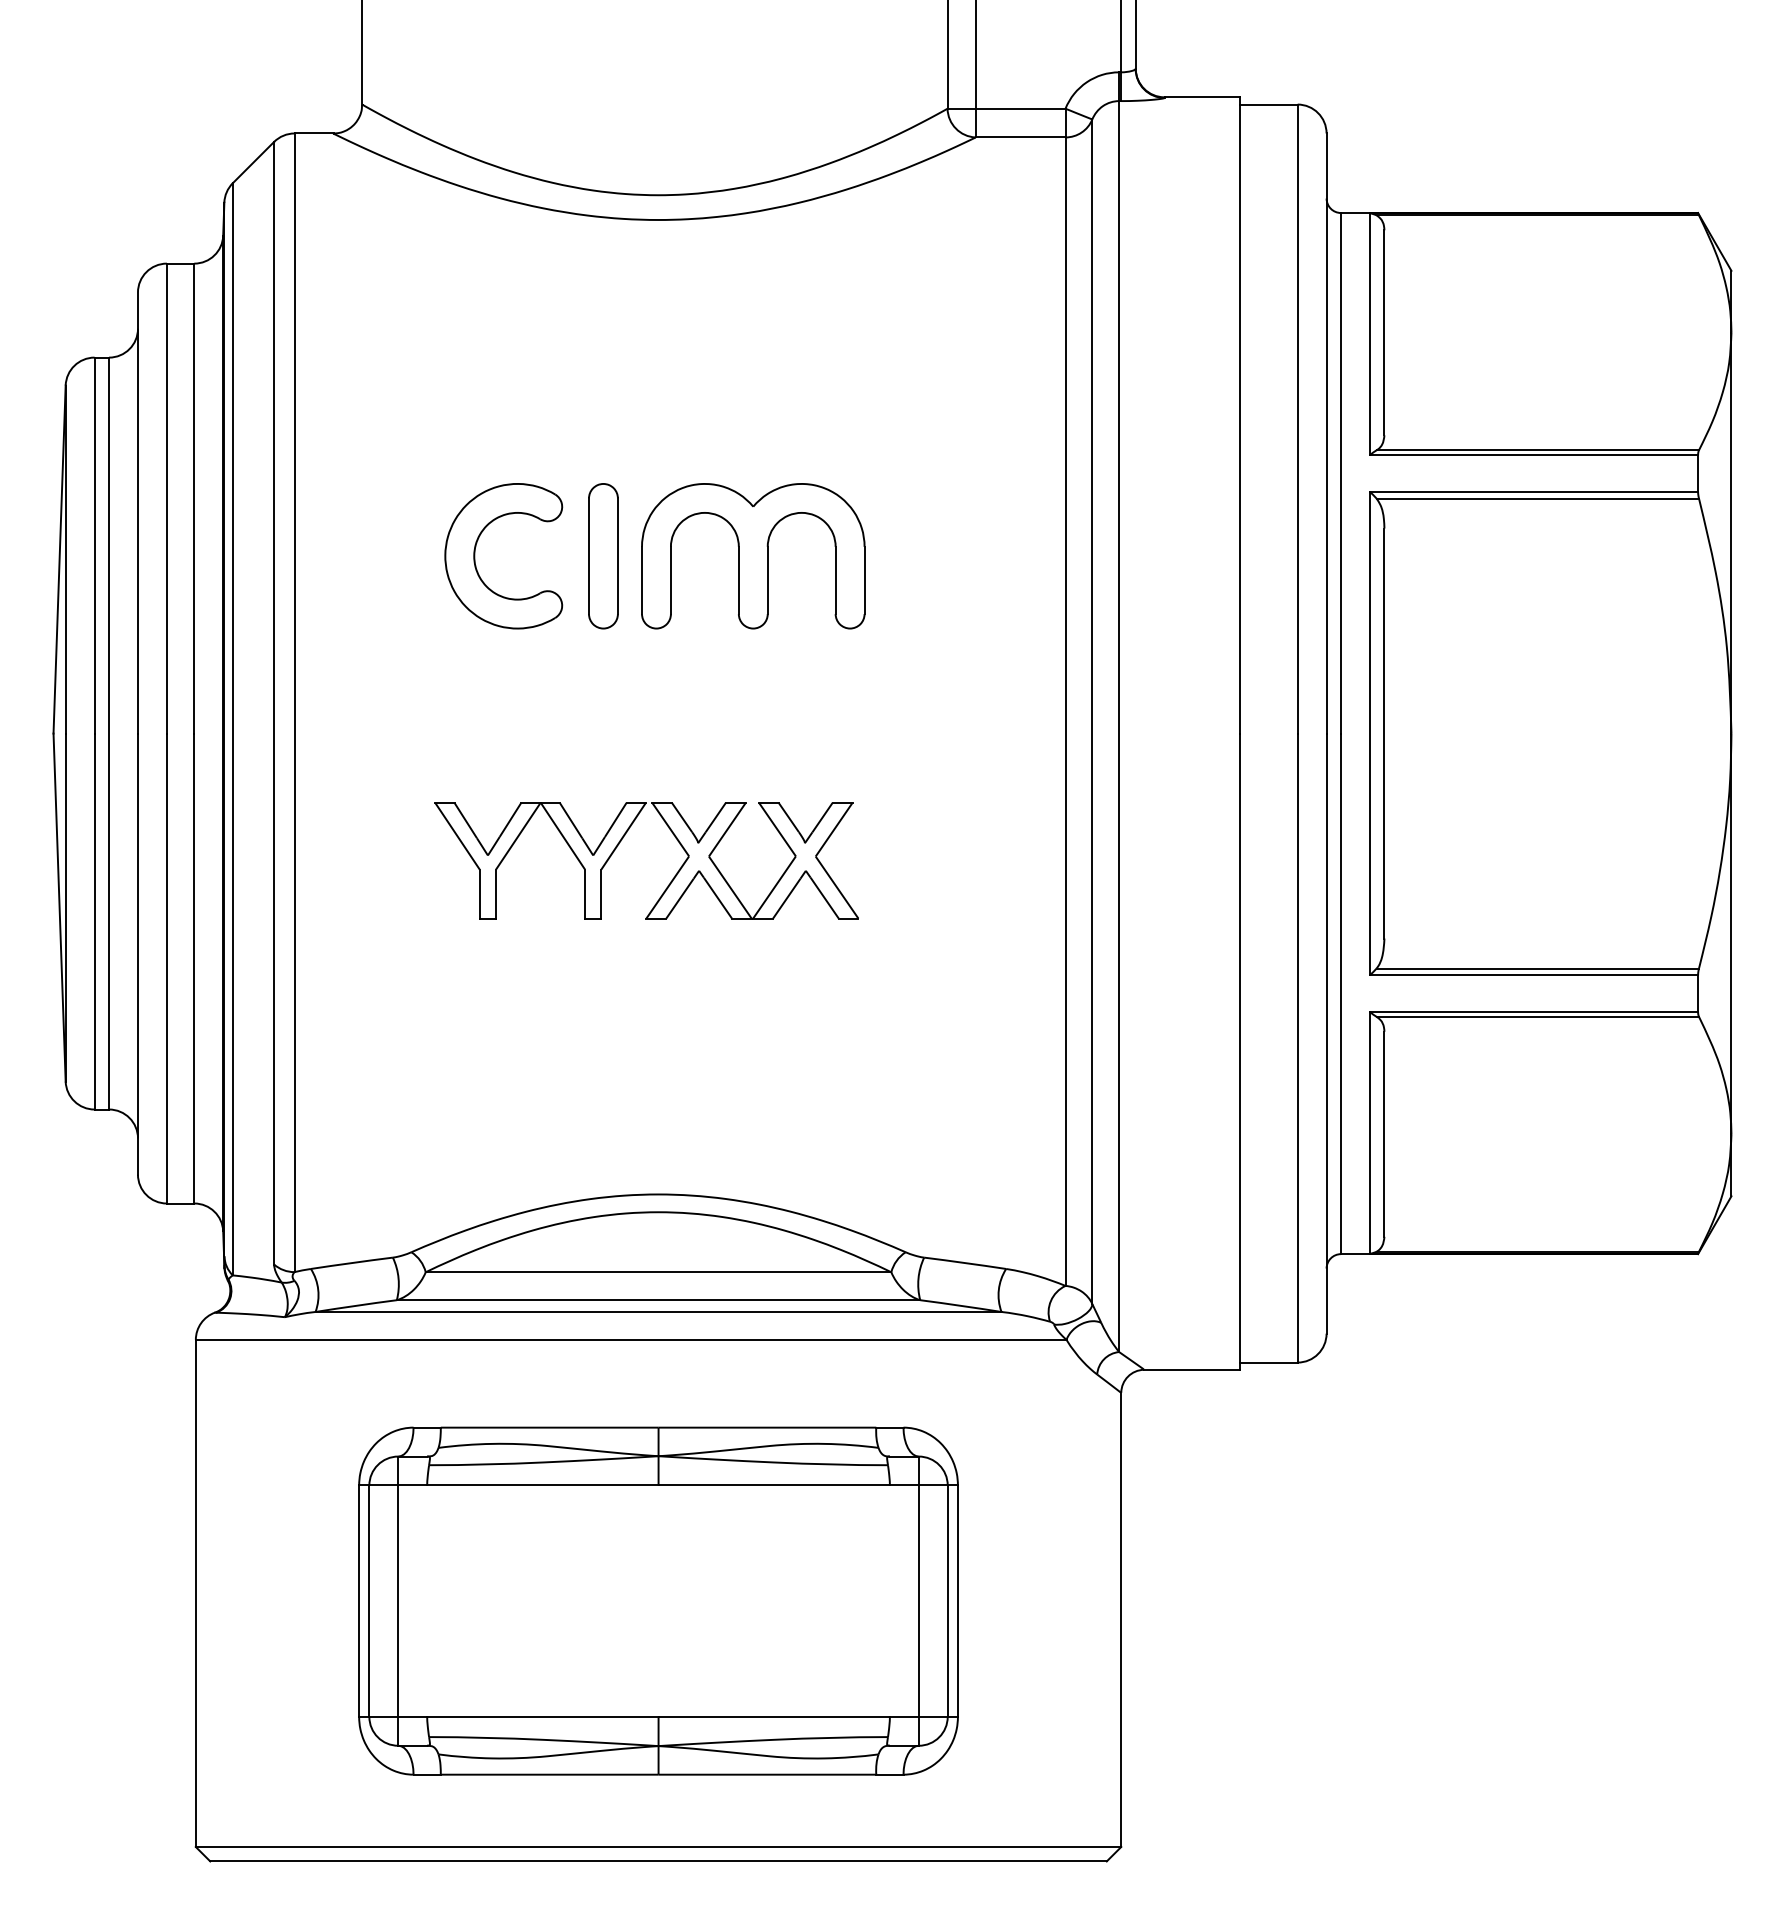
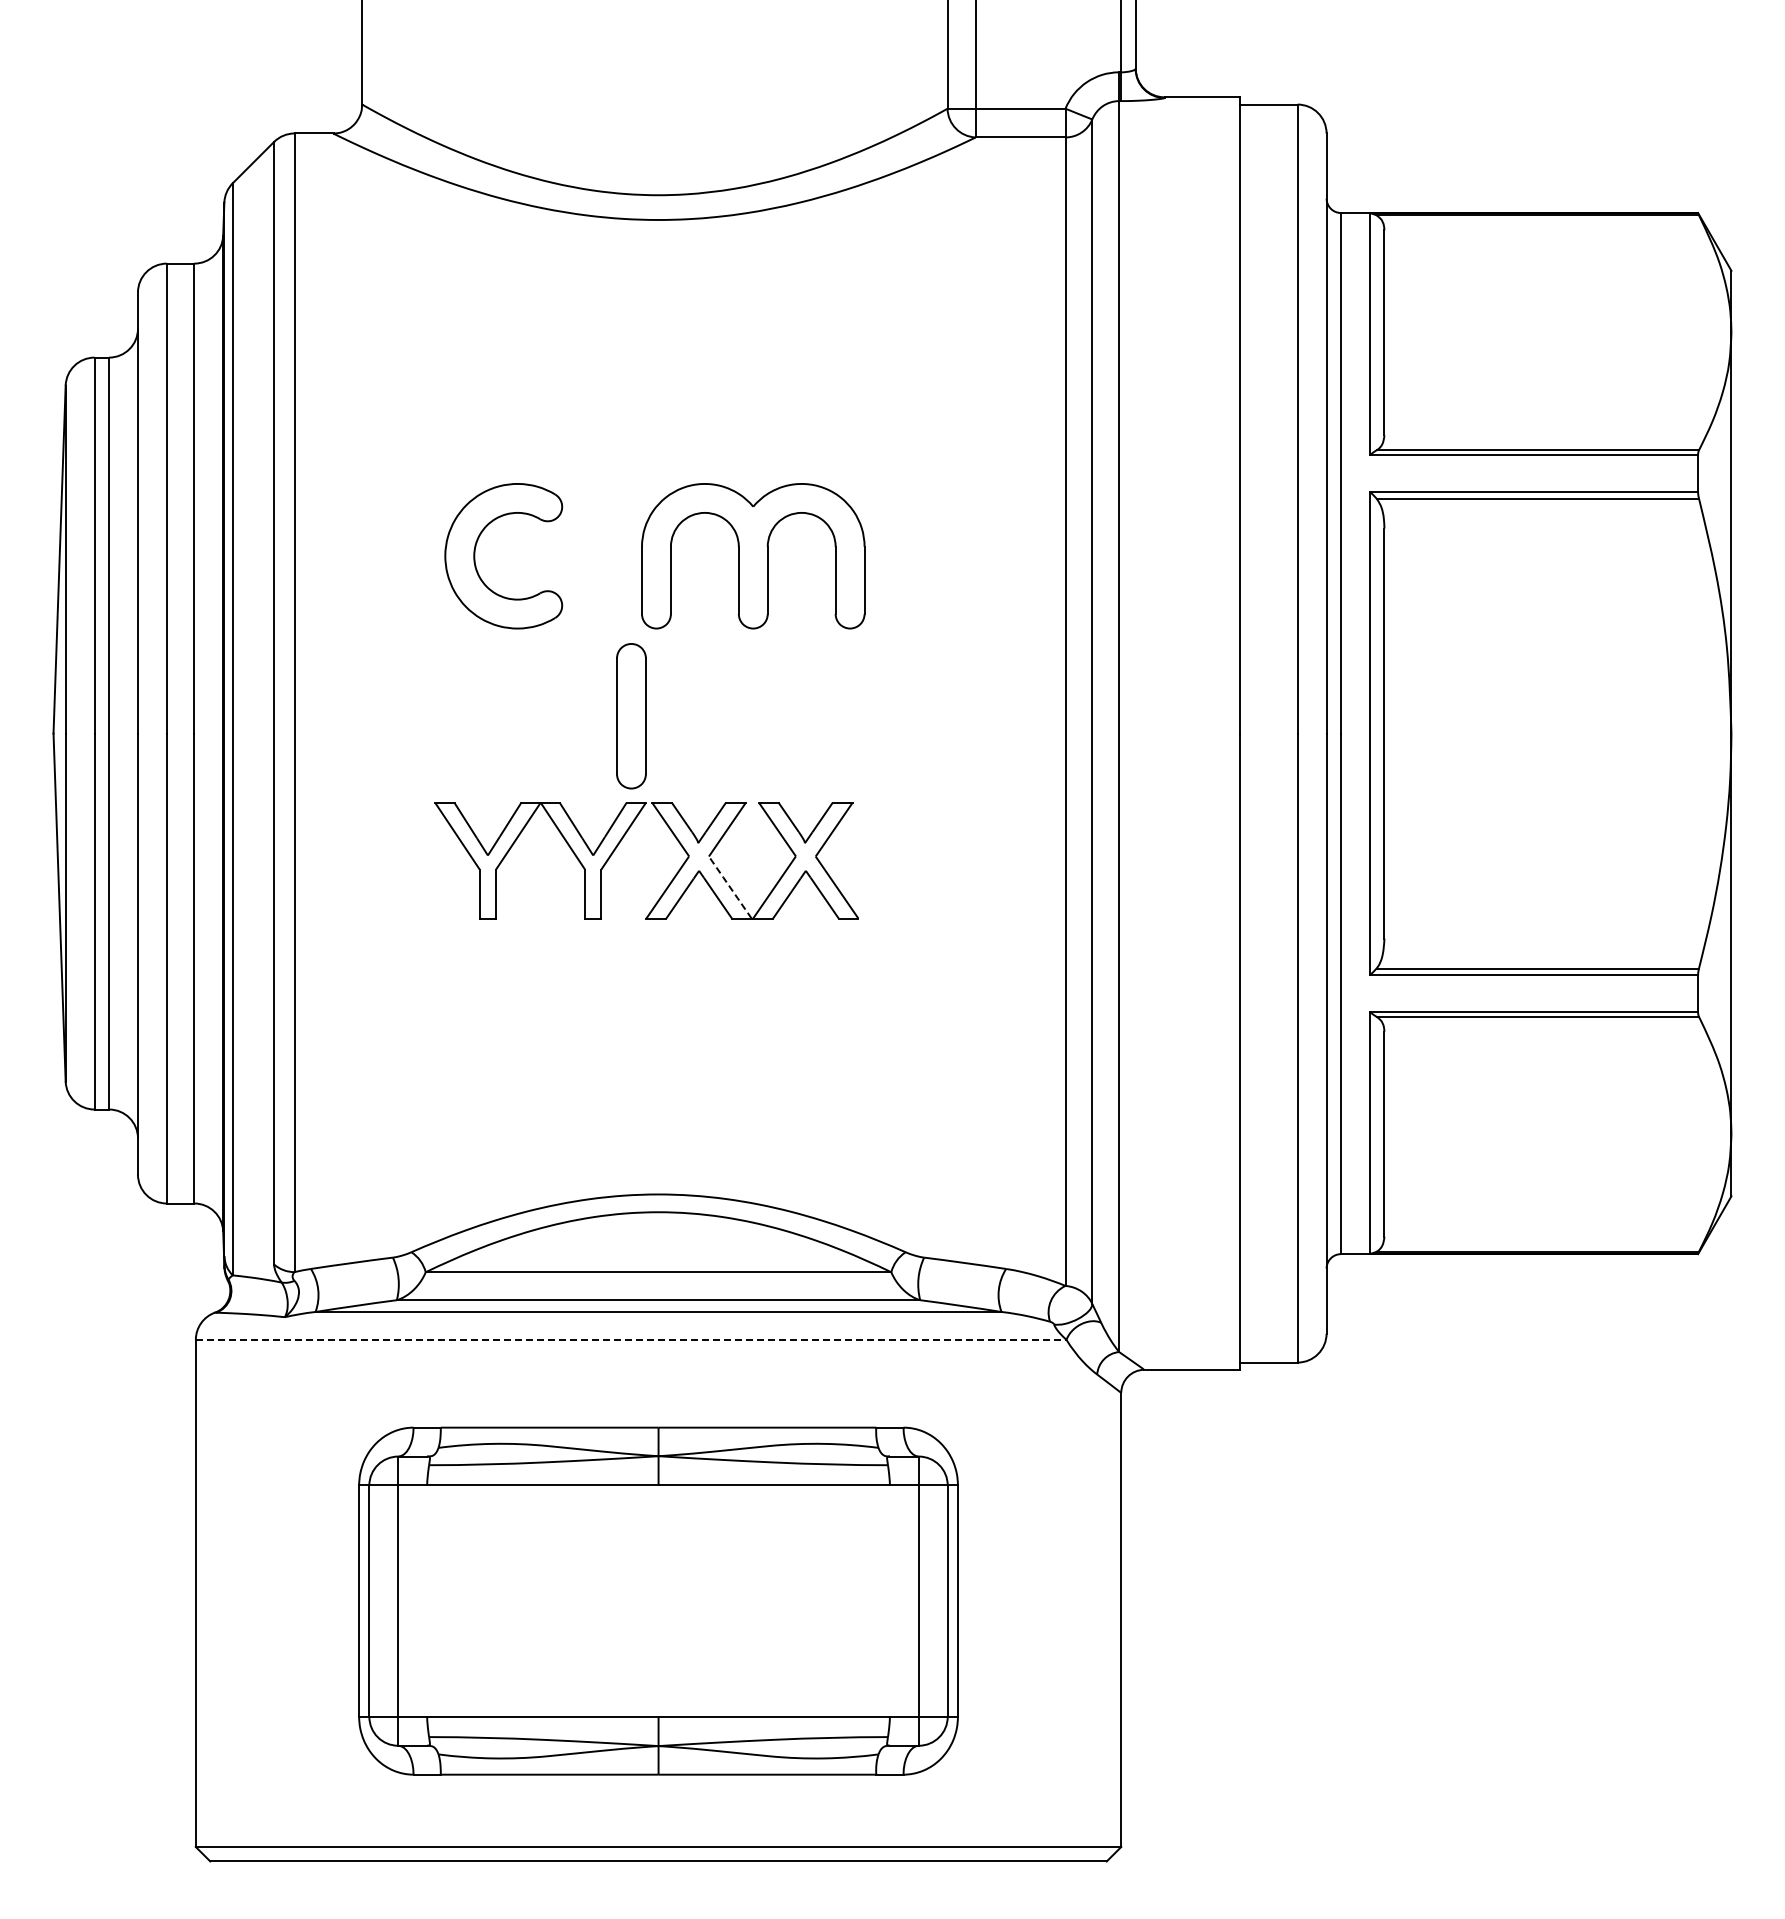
part position: (603, 556) -> (631, 716) (631, 716)
line: solid -> dashed (729, 886)
line: solid -> dashed (631, 1339)
